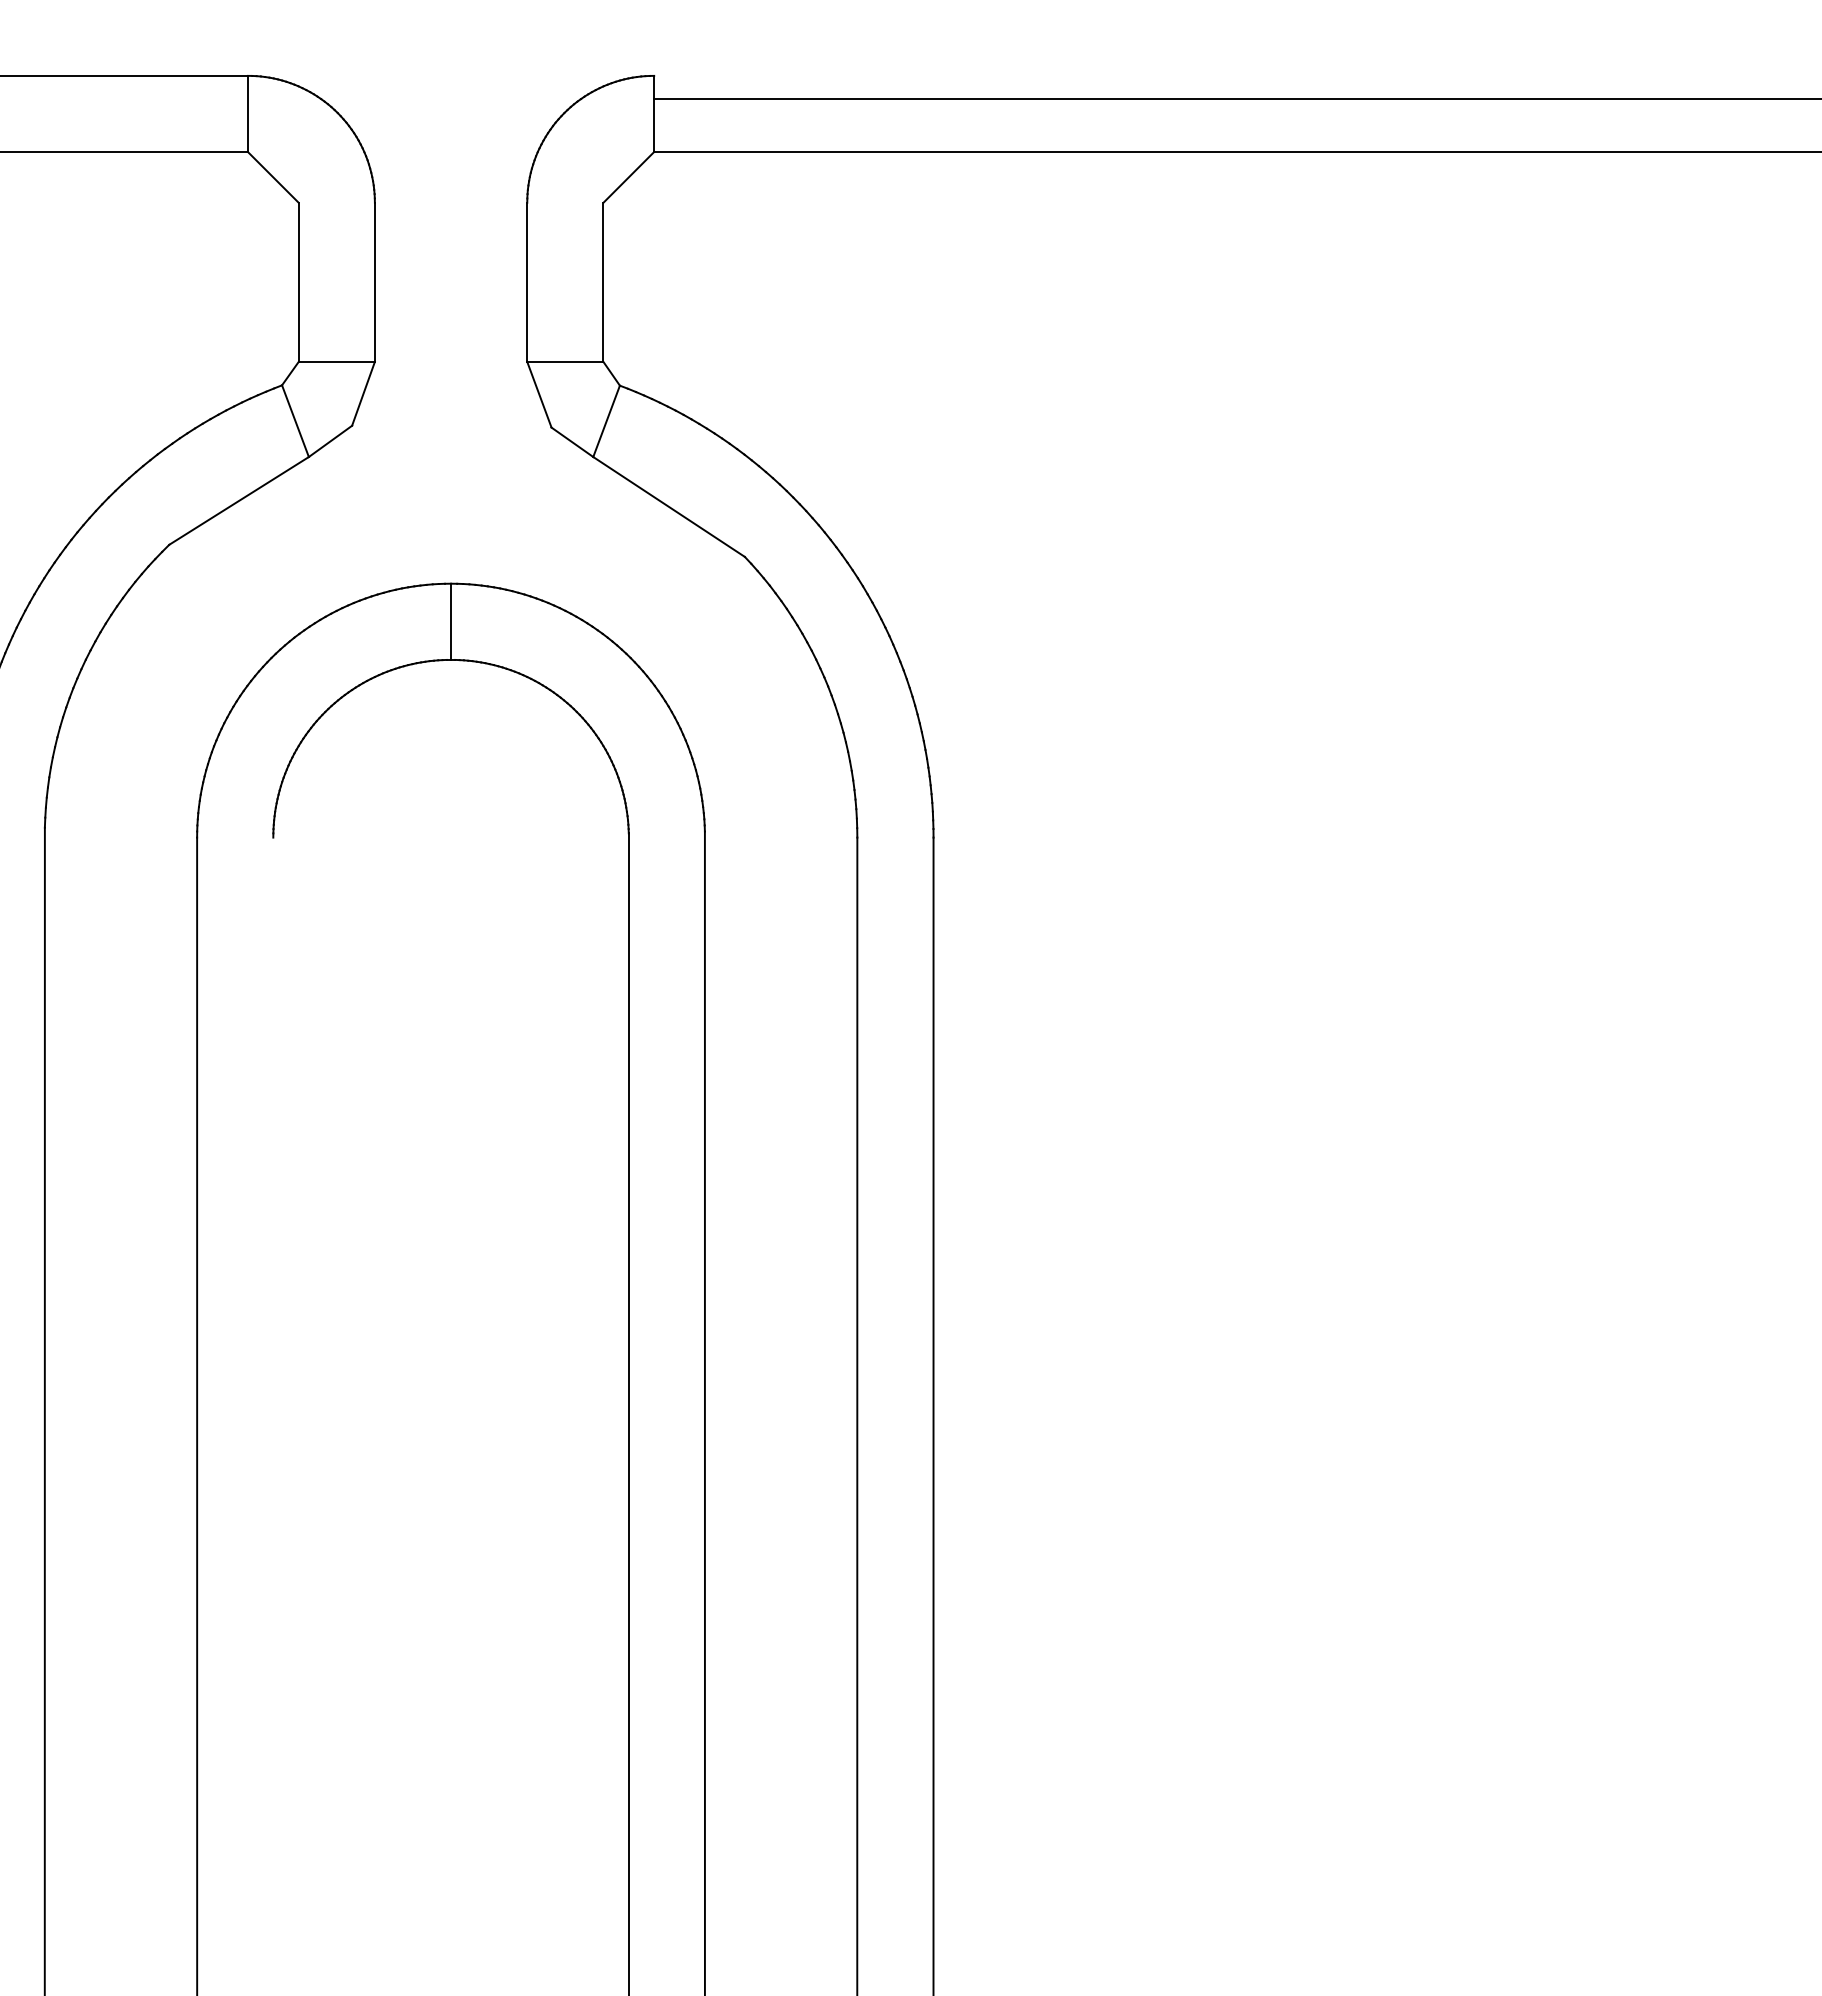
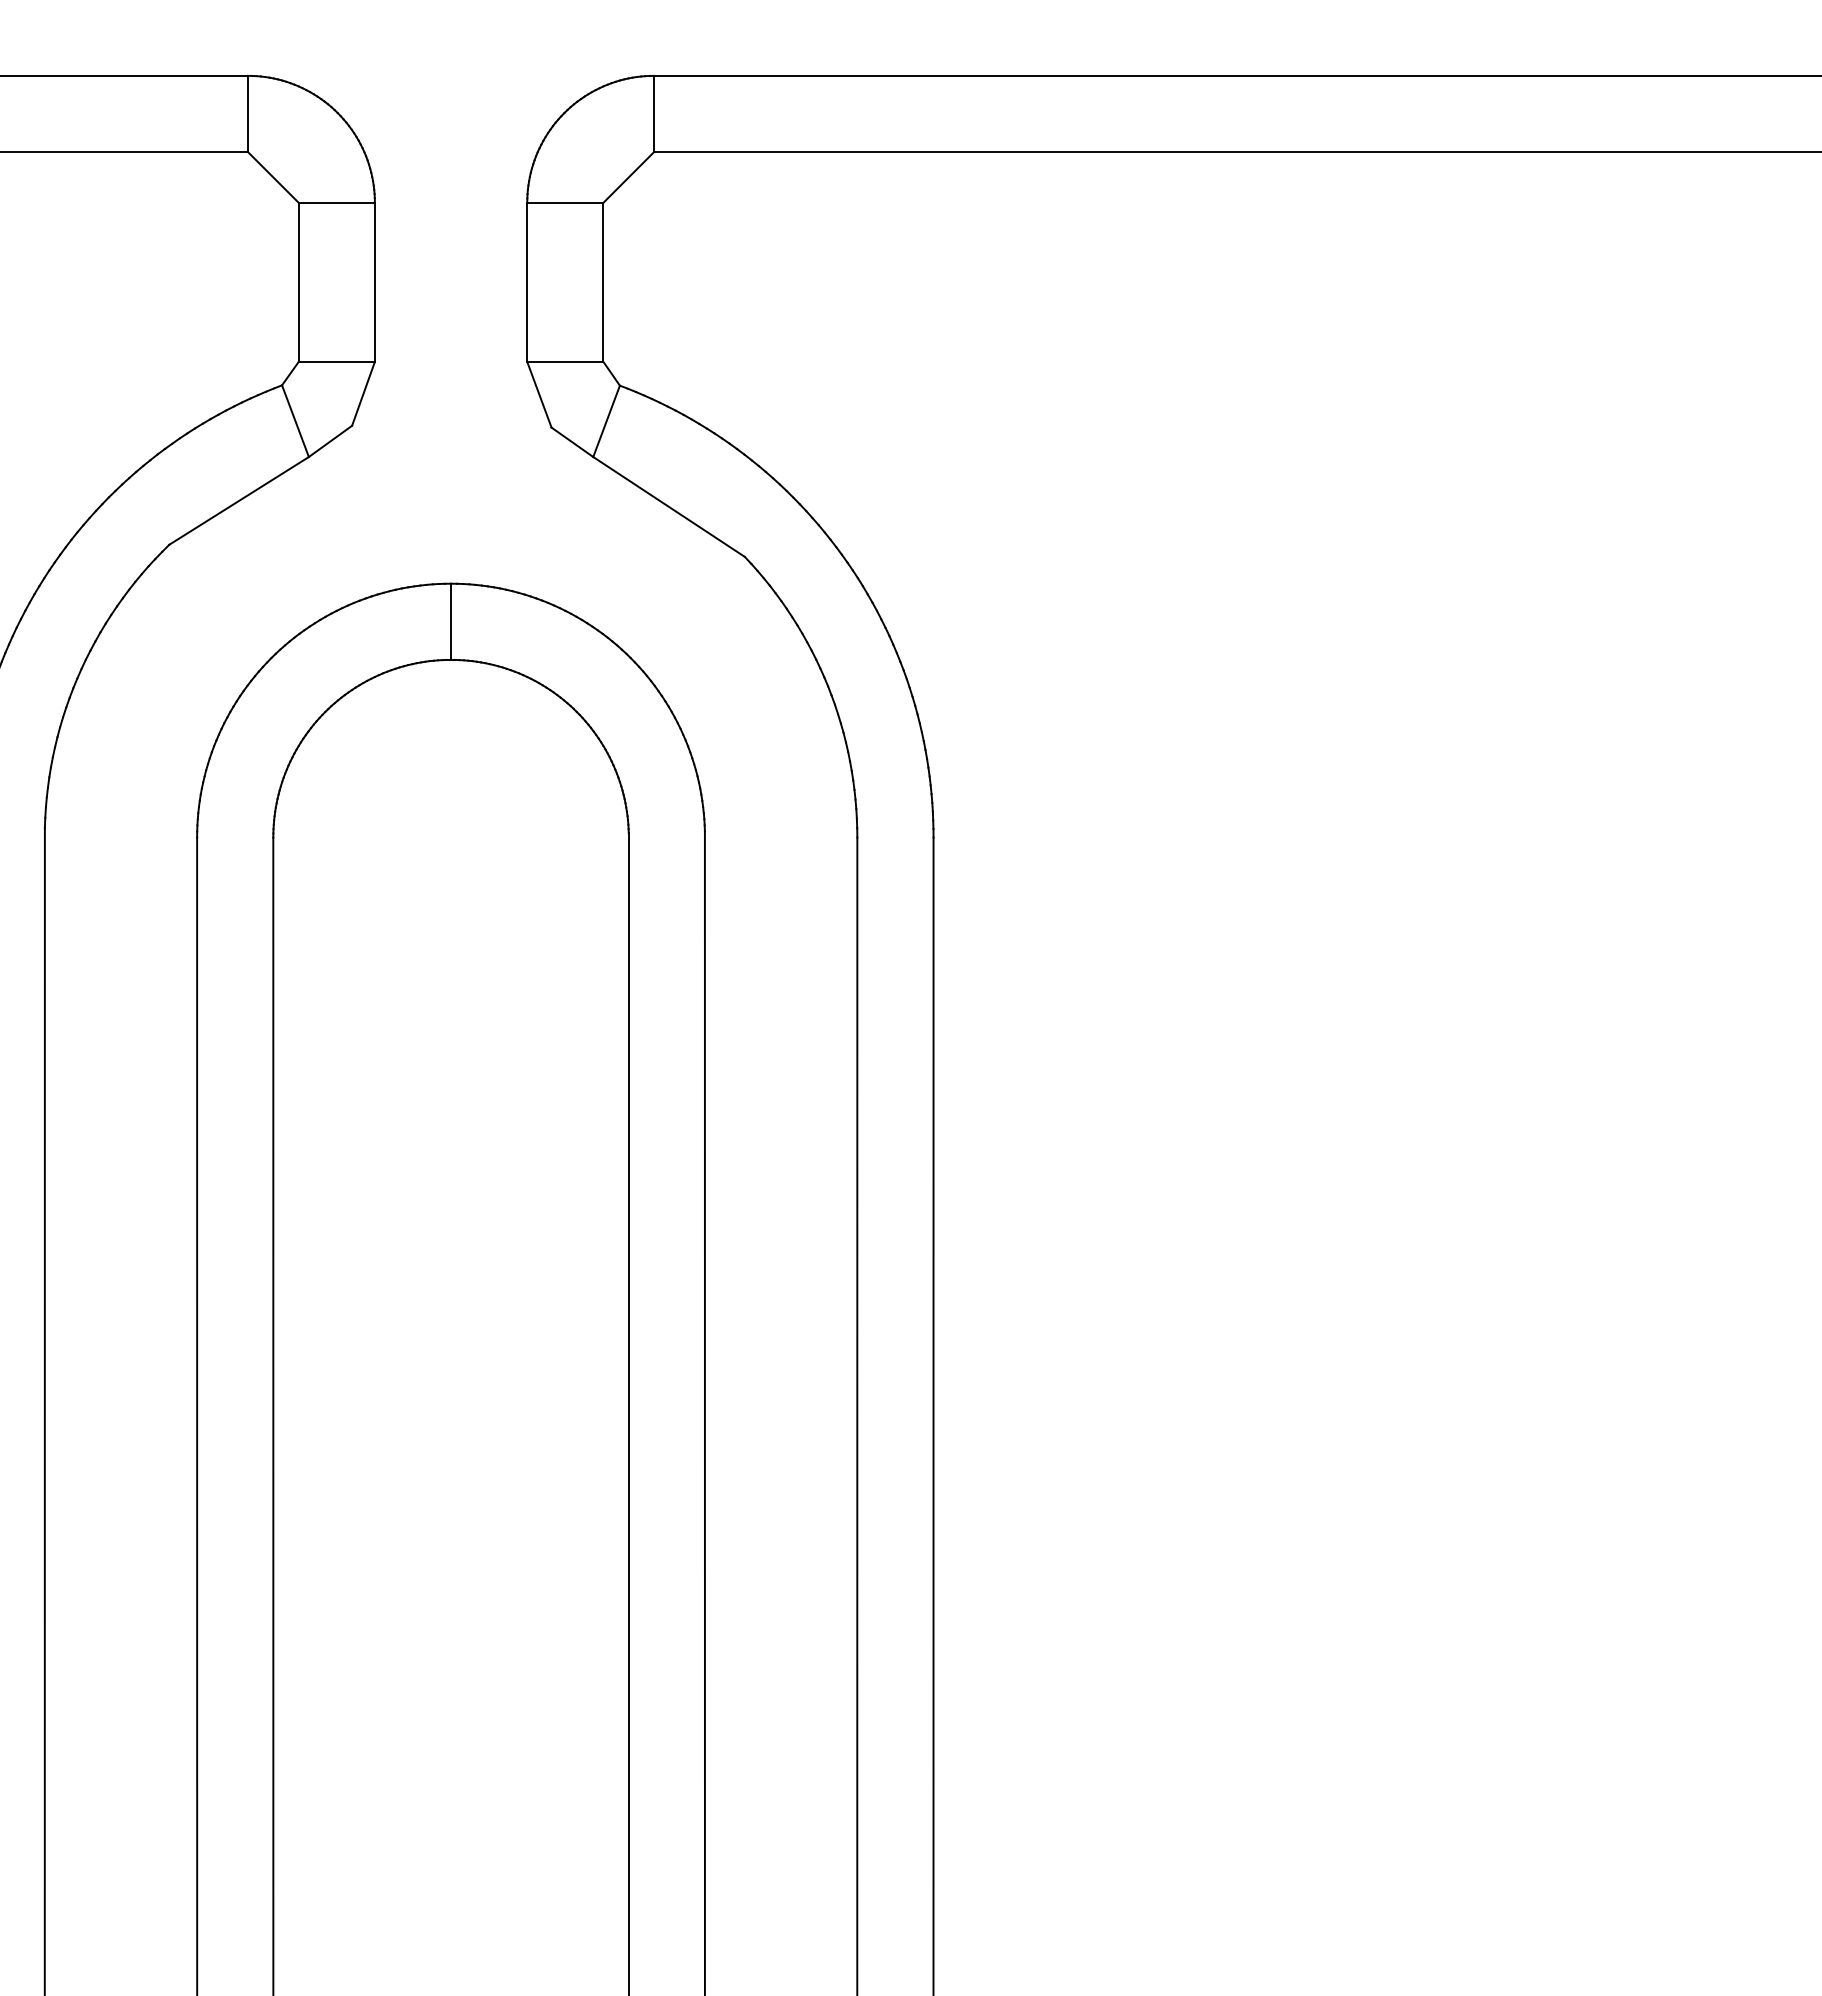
line position: (1236, 98) -> (1236, 75) (1236, 75)
line: none -> present (336, 202)
line: none -> present (565, 202)
line: none -> present (273, 1414)
